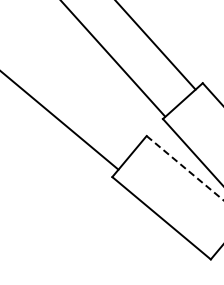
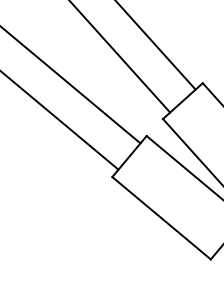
line position: (113, 59) -> (120, 57) (120, 57)
line: none -> present (71, 85)
line: dashed -> solid (185, 168)
